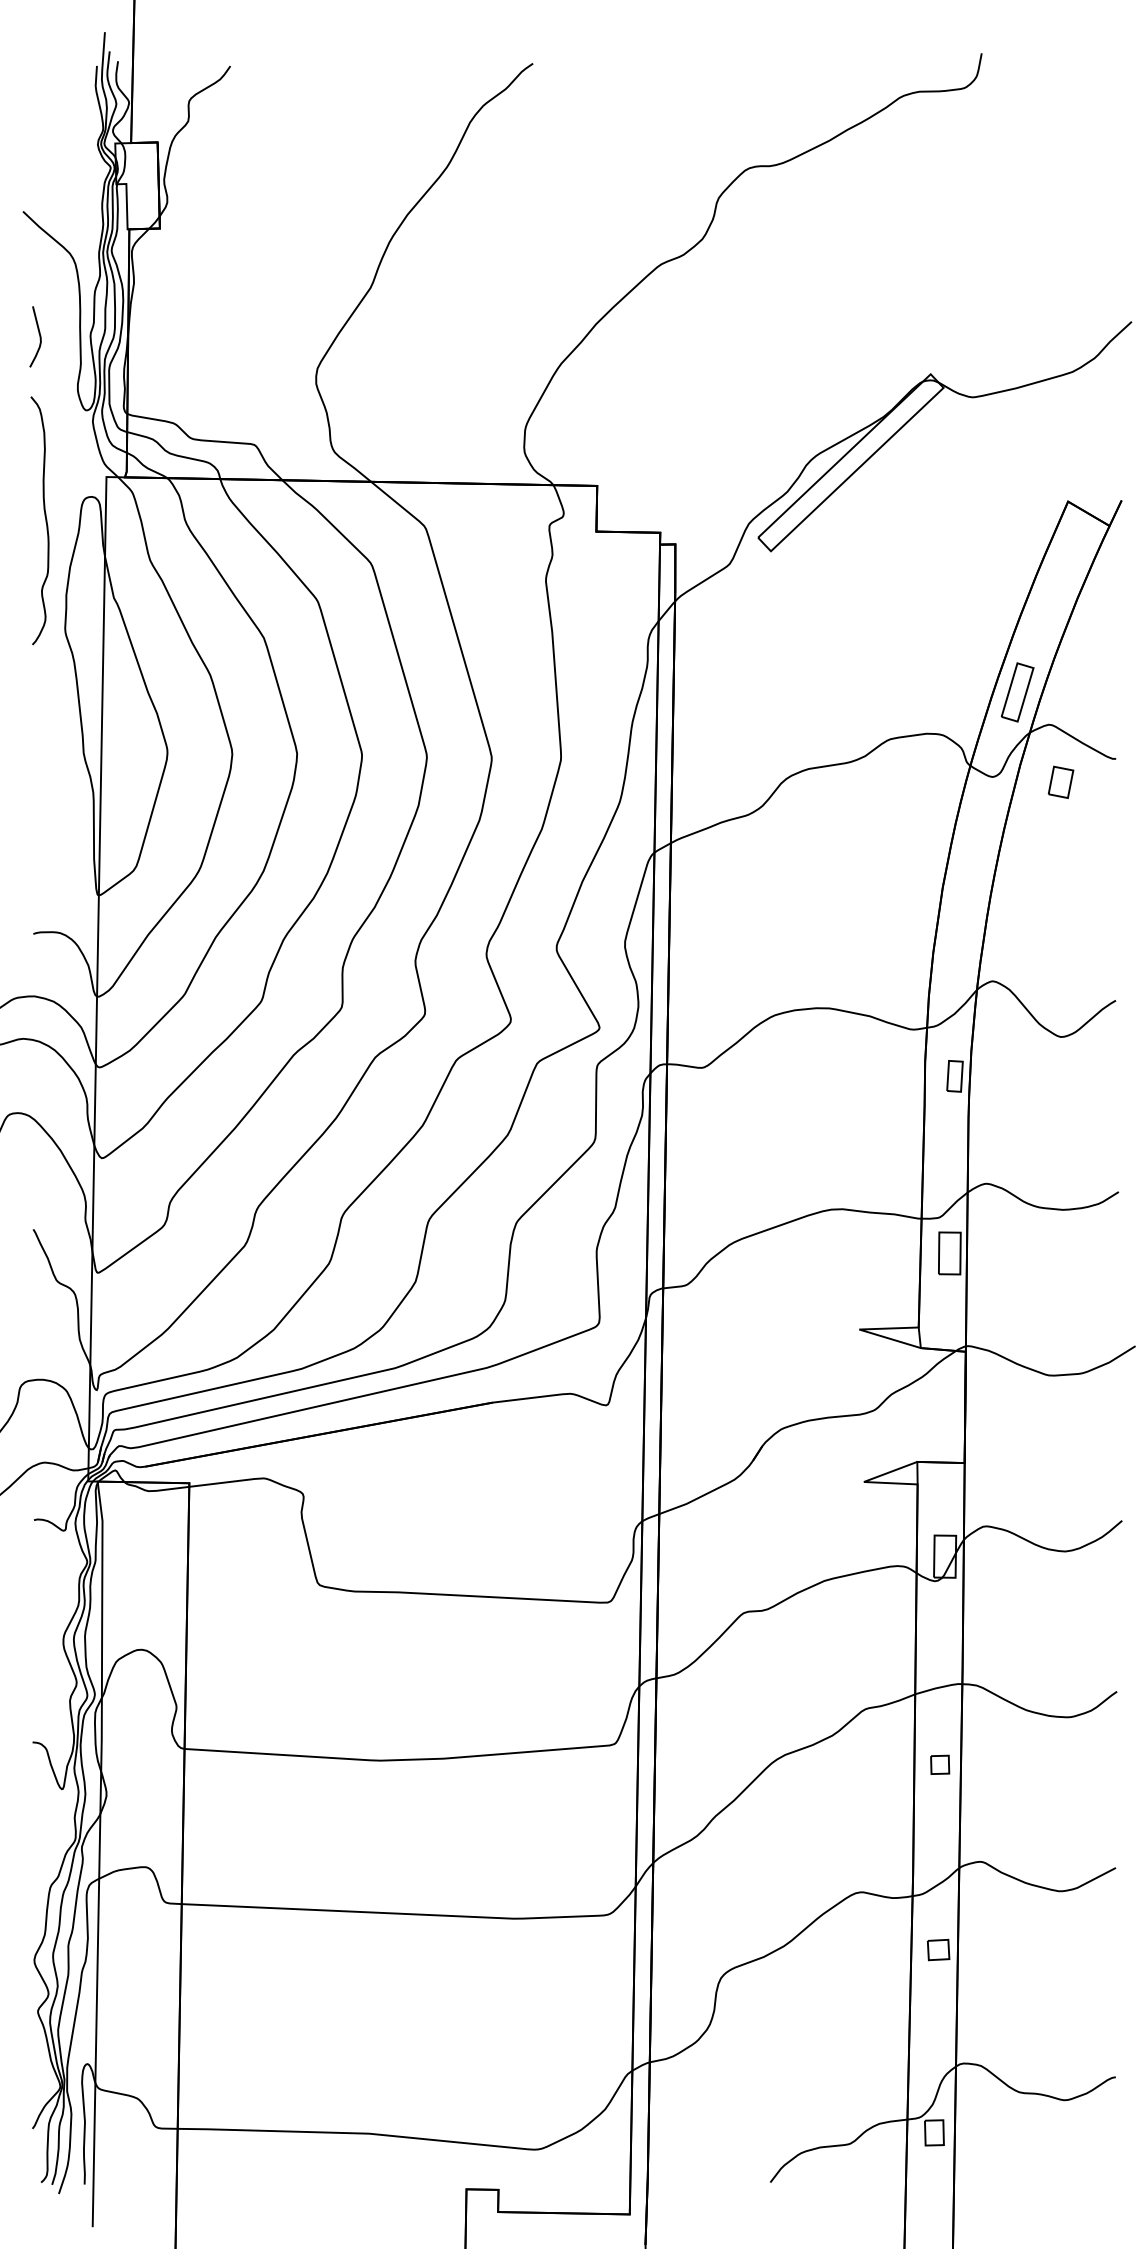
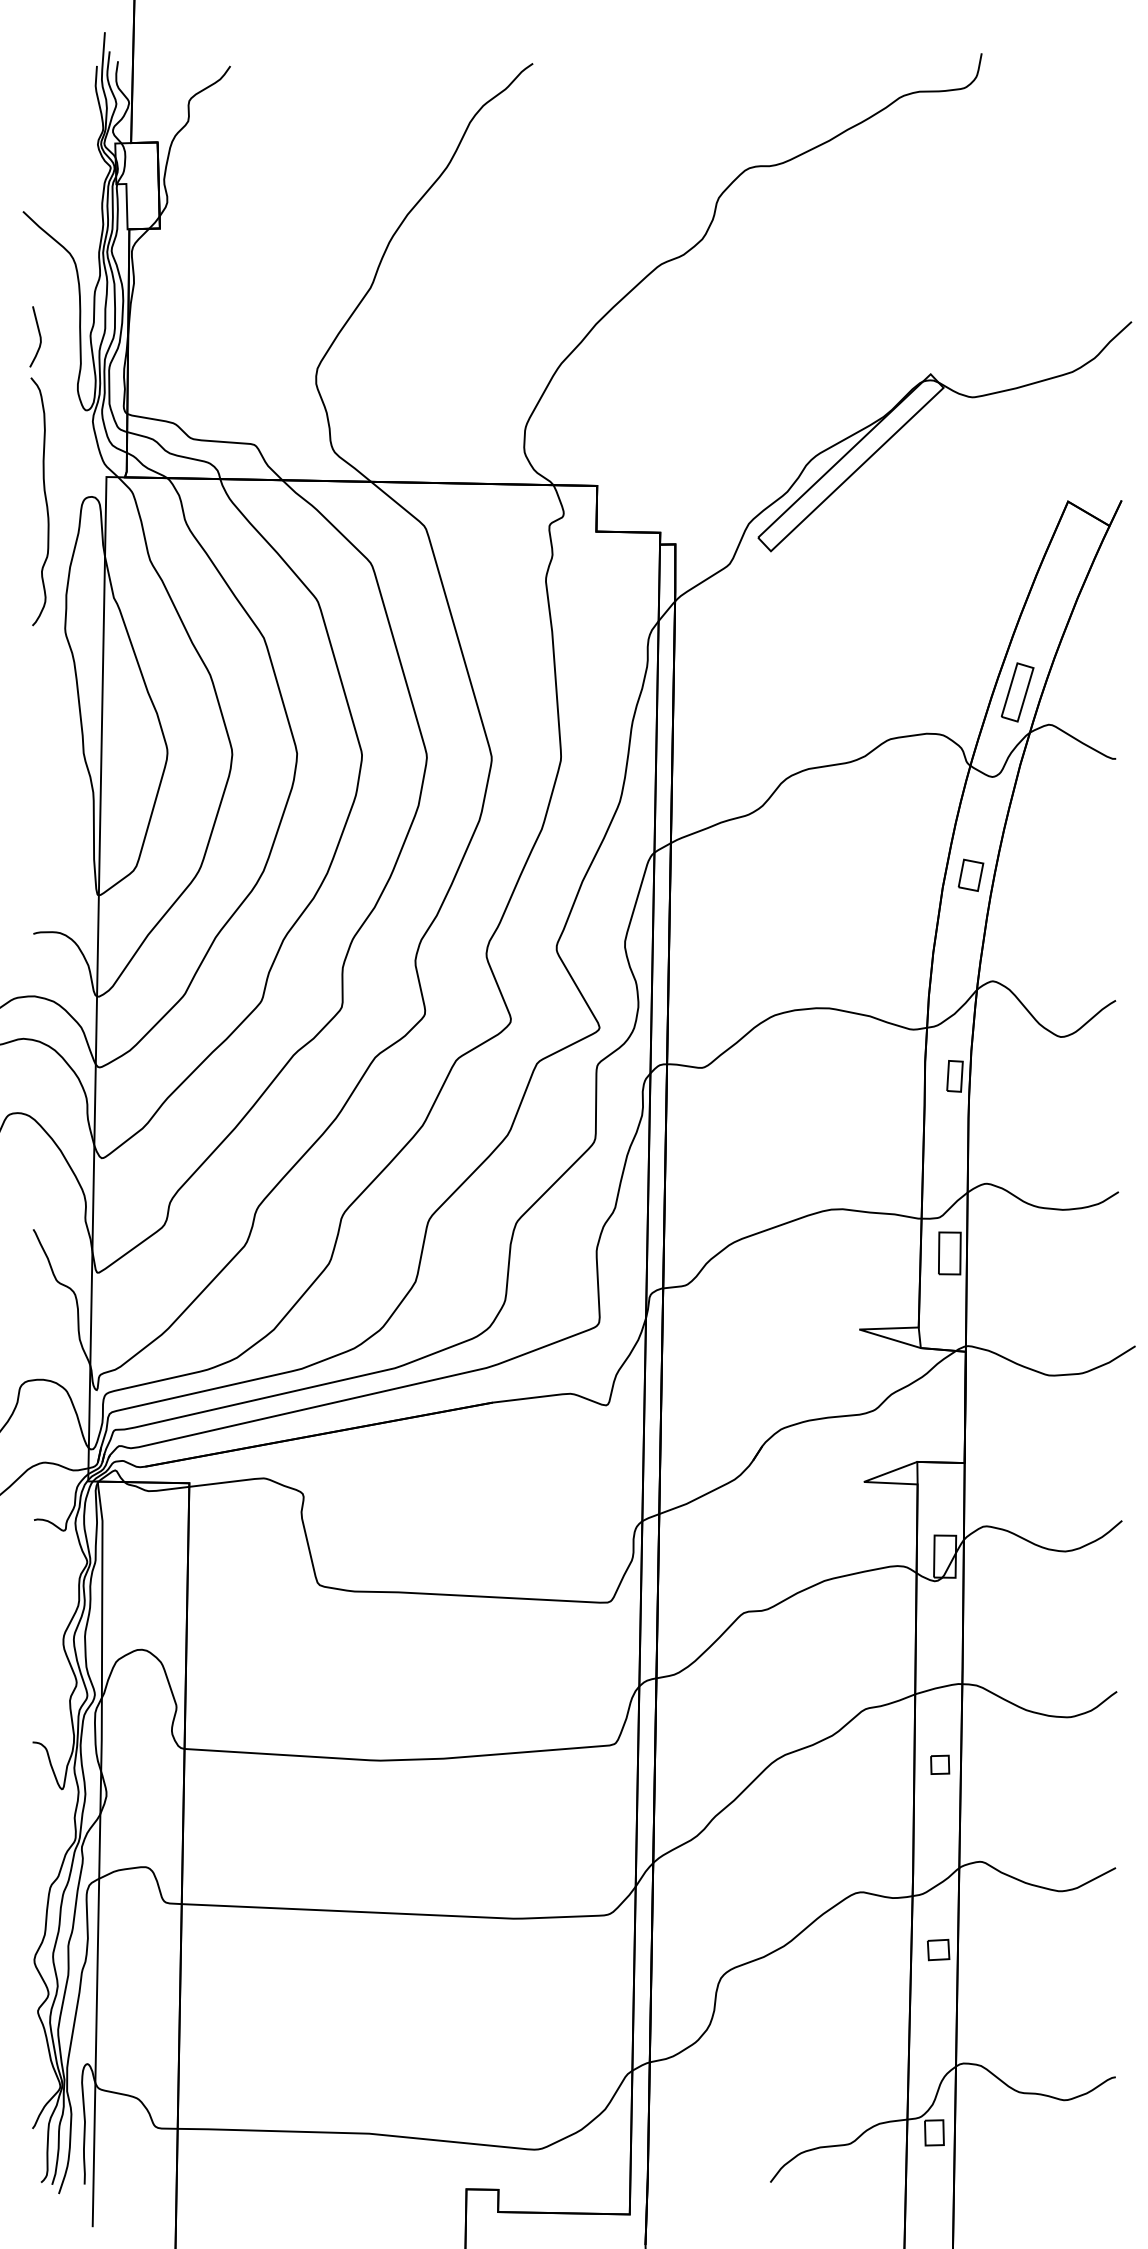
curve position: (45, 520) -> (45, 501) (45, 501)
part position: (1060, 781) -> (970, 874) (970, 874)
